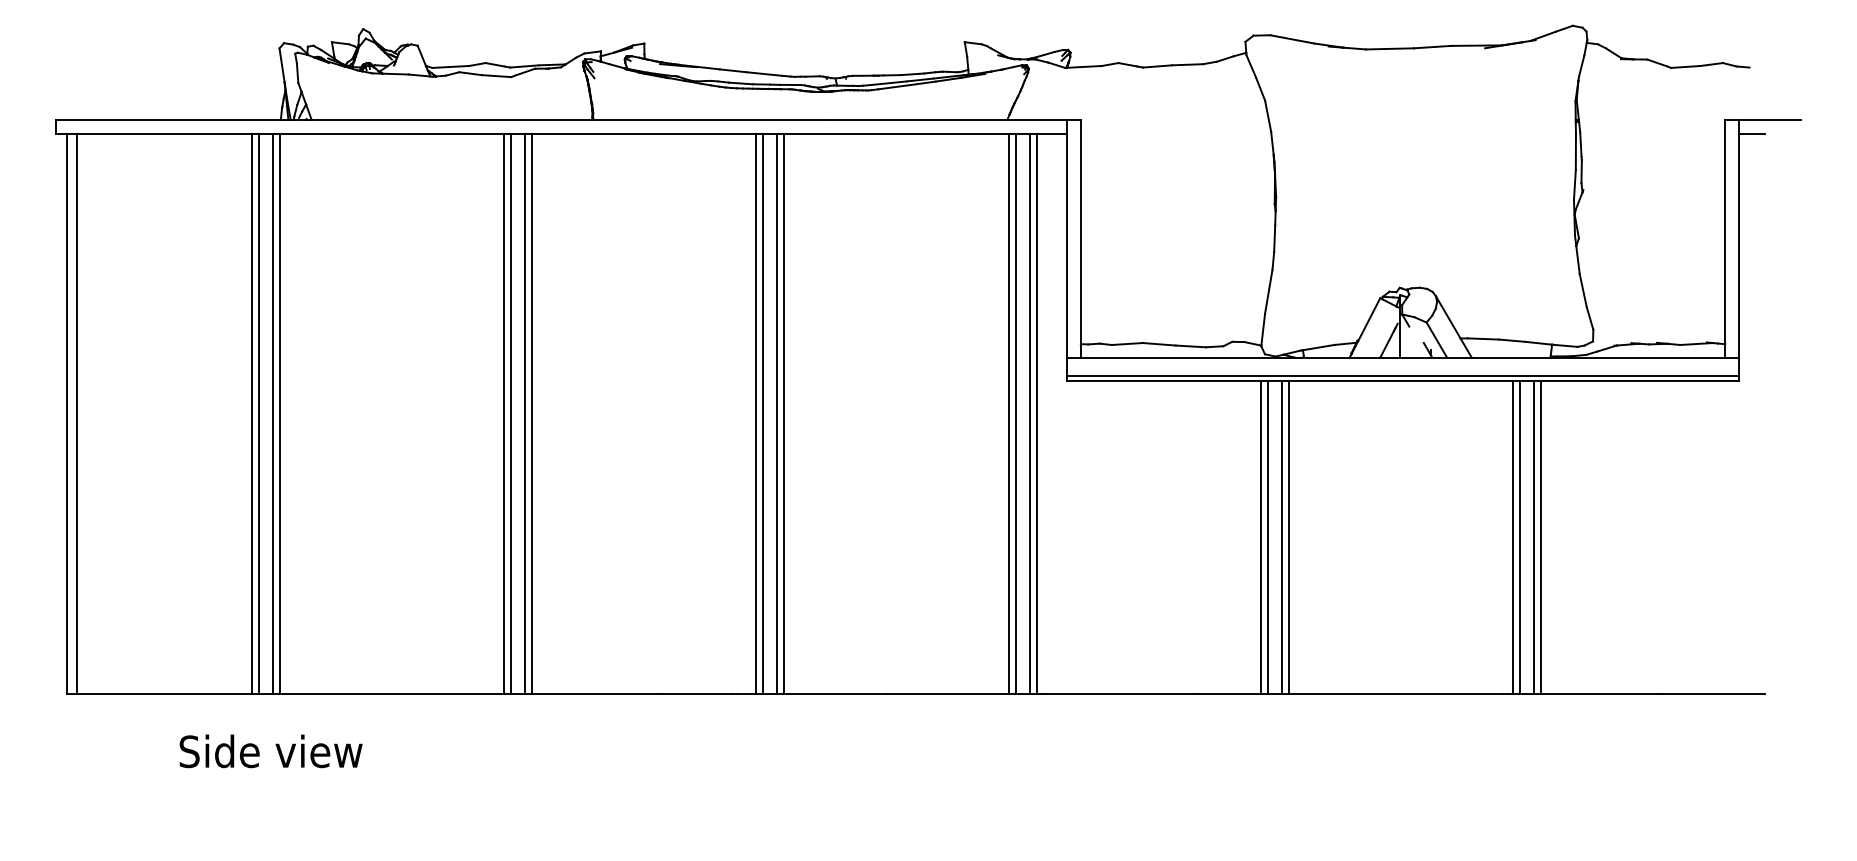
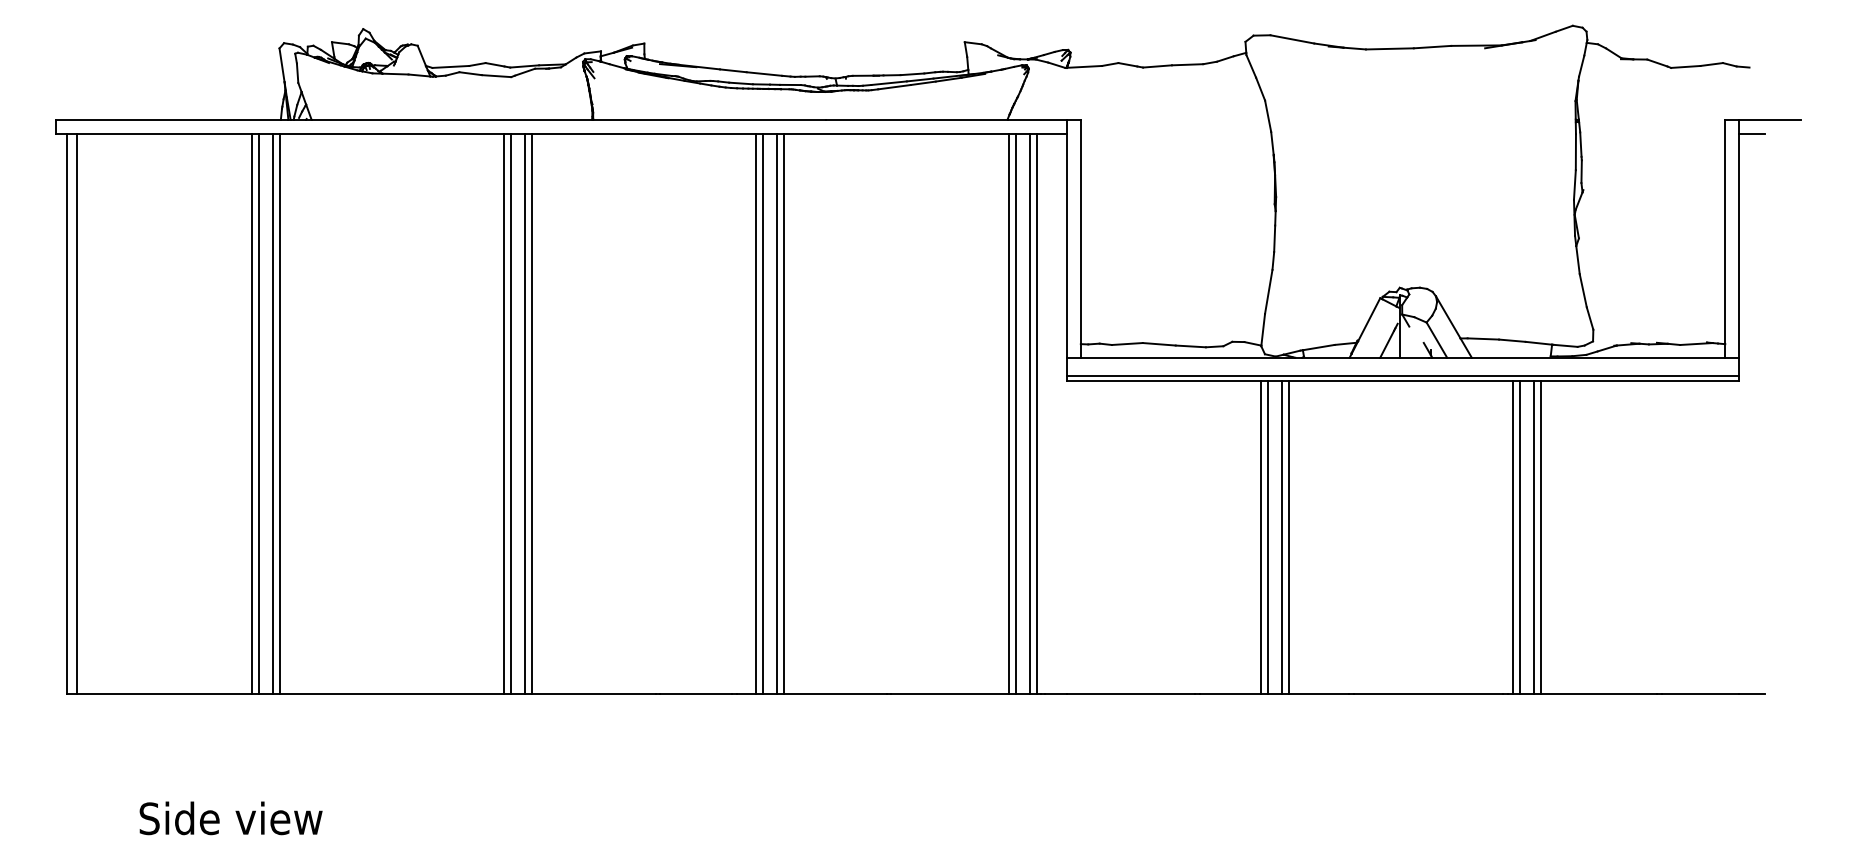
text position: (270, 751) -> (230, 818) (230, 818)
